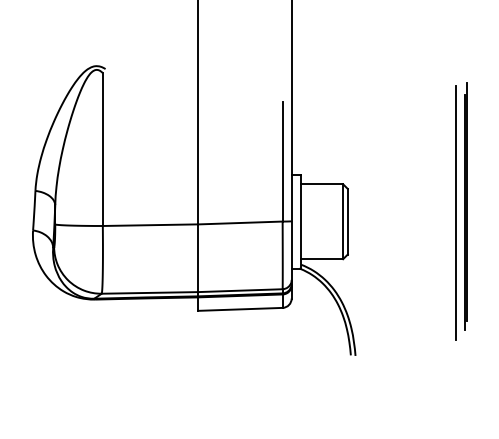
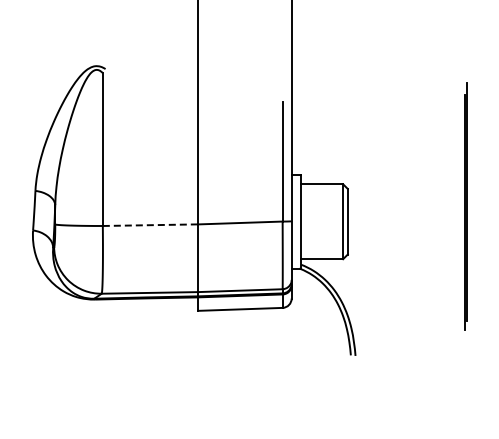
line: present -> none (455, 212)
line: solid -> dashed (150, 225)
